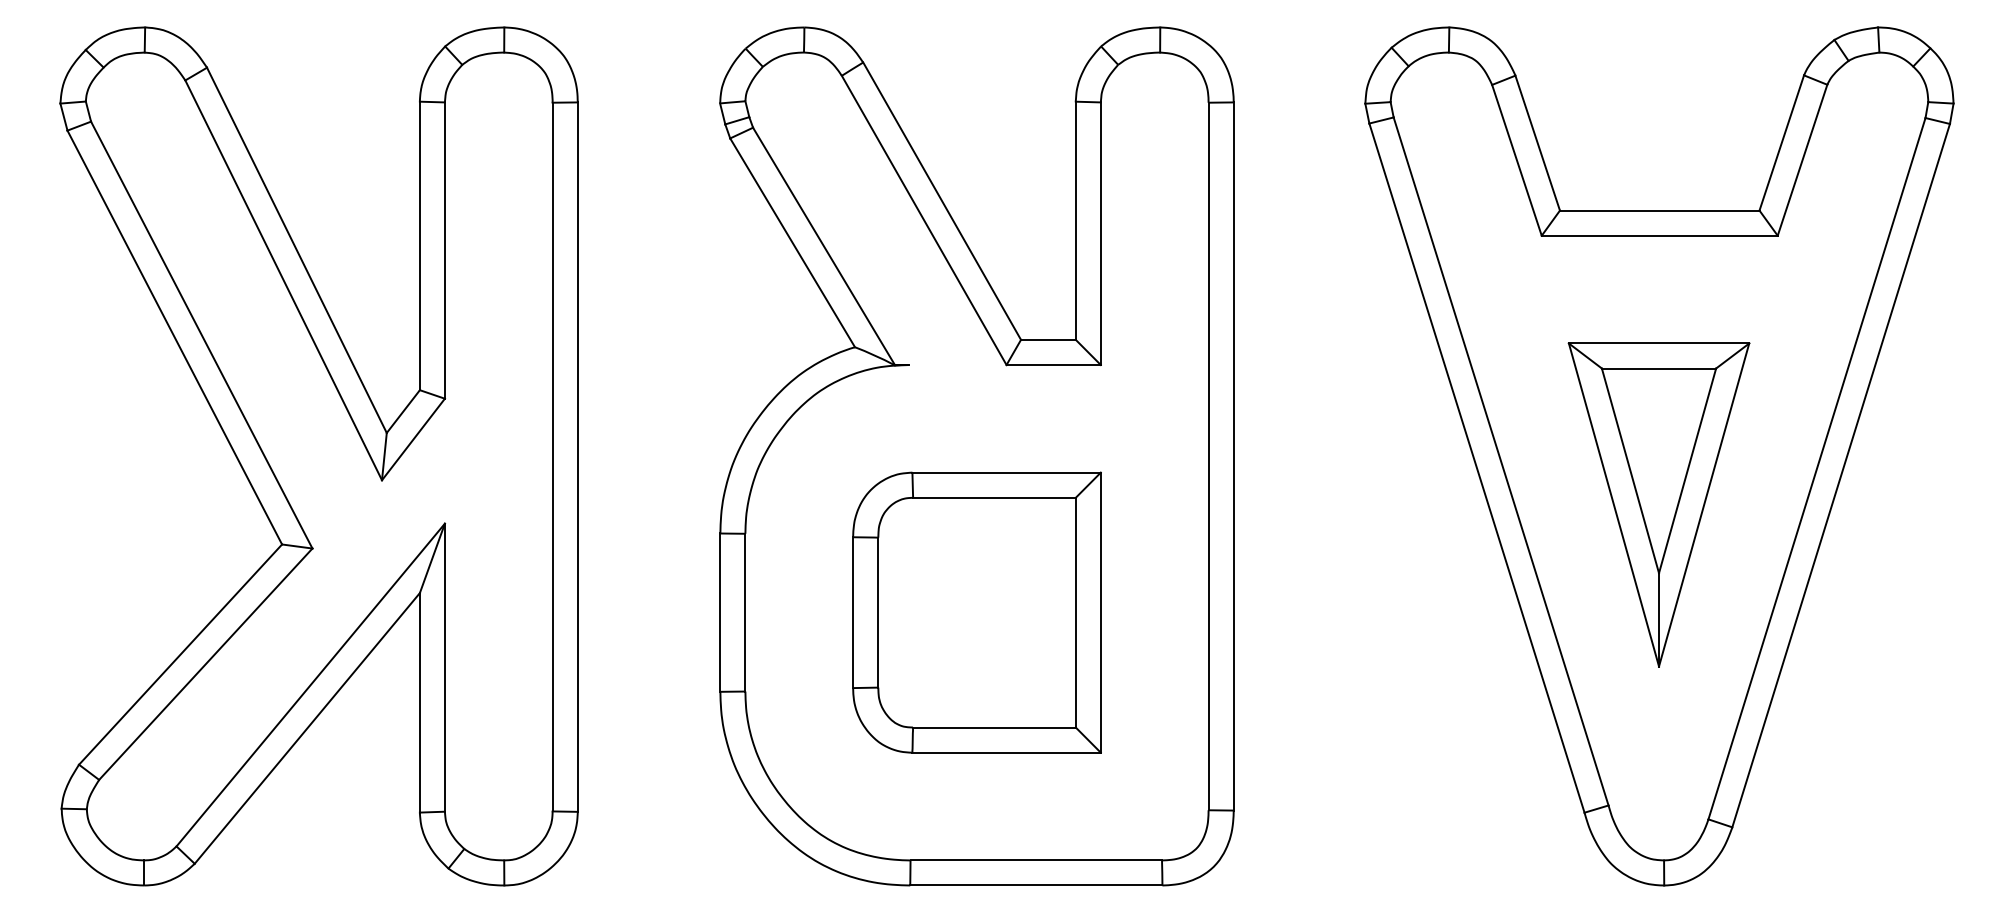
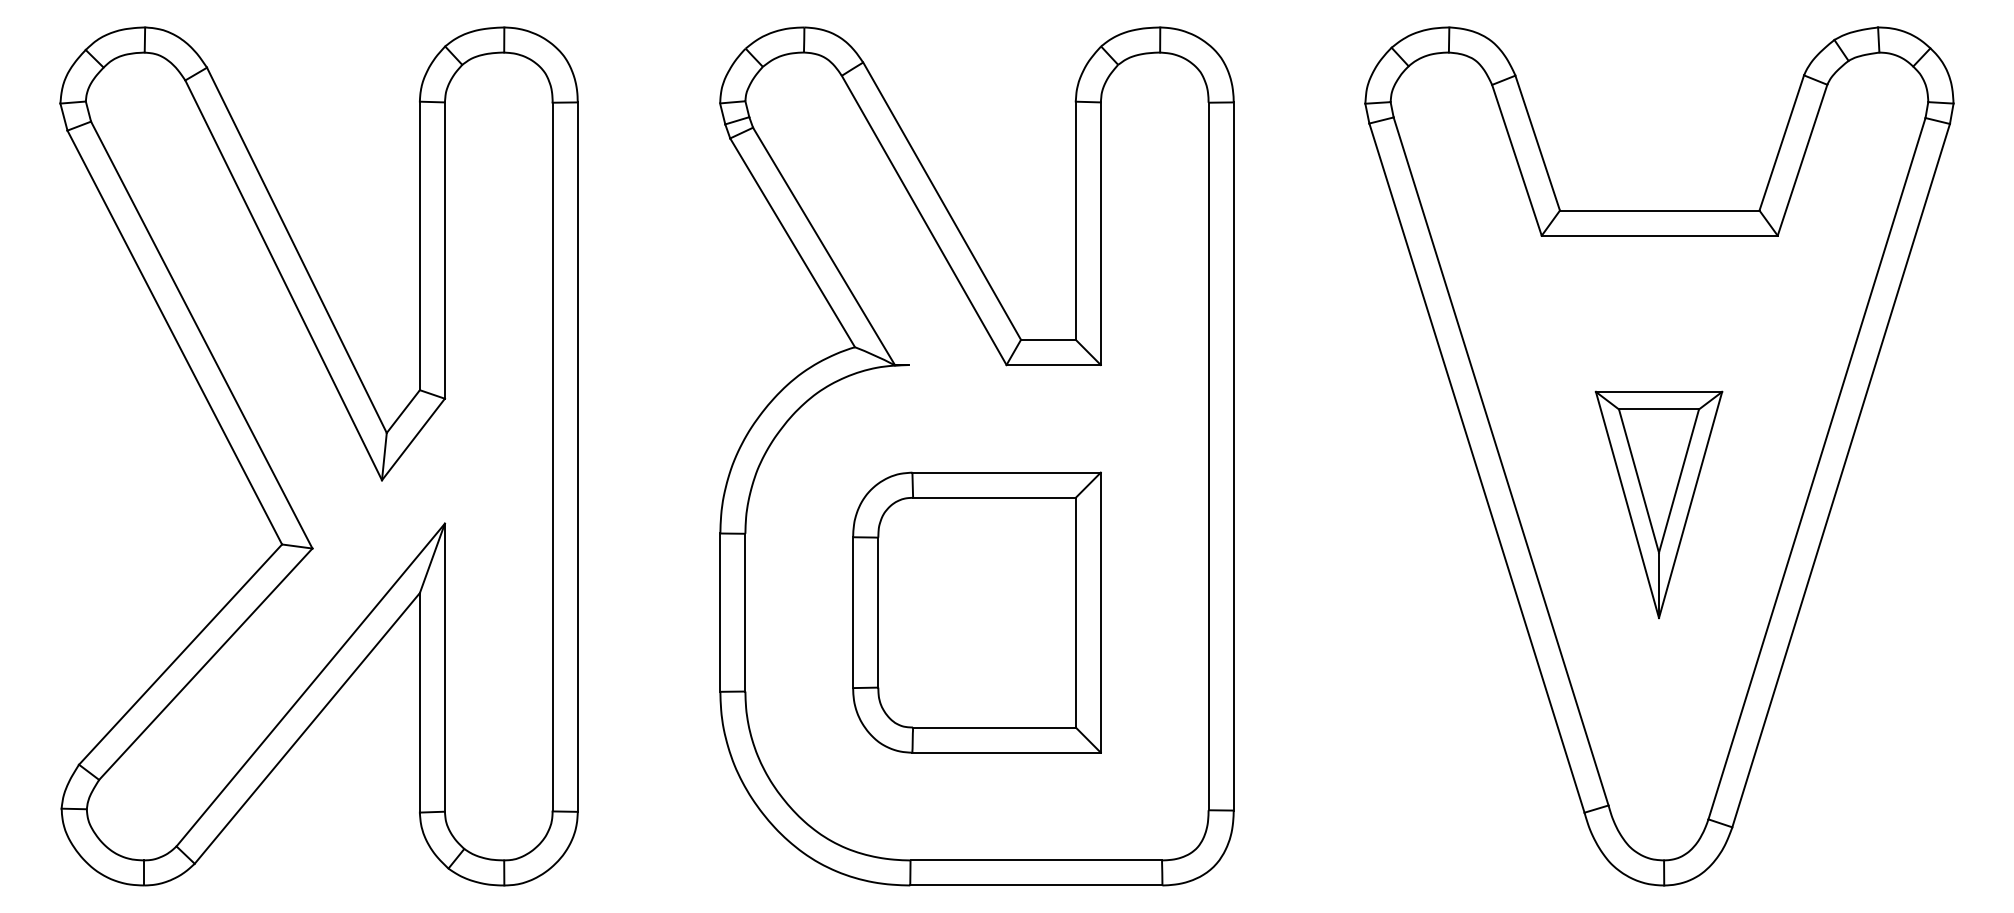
part size: 184x326 px -> 130x230 px (1658, 504)
